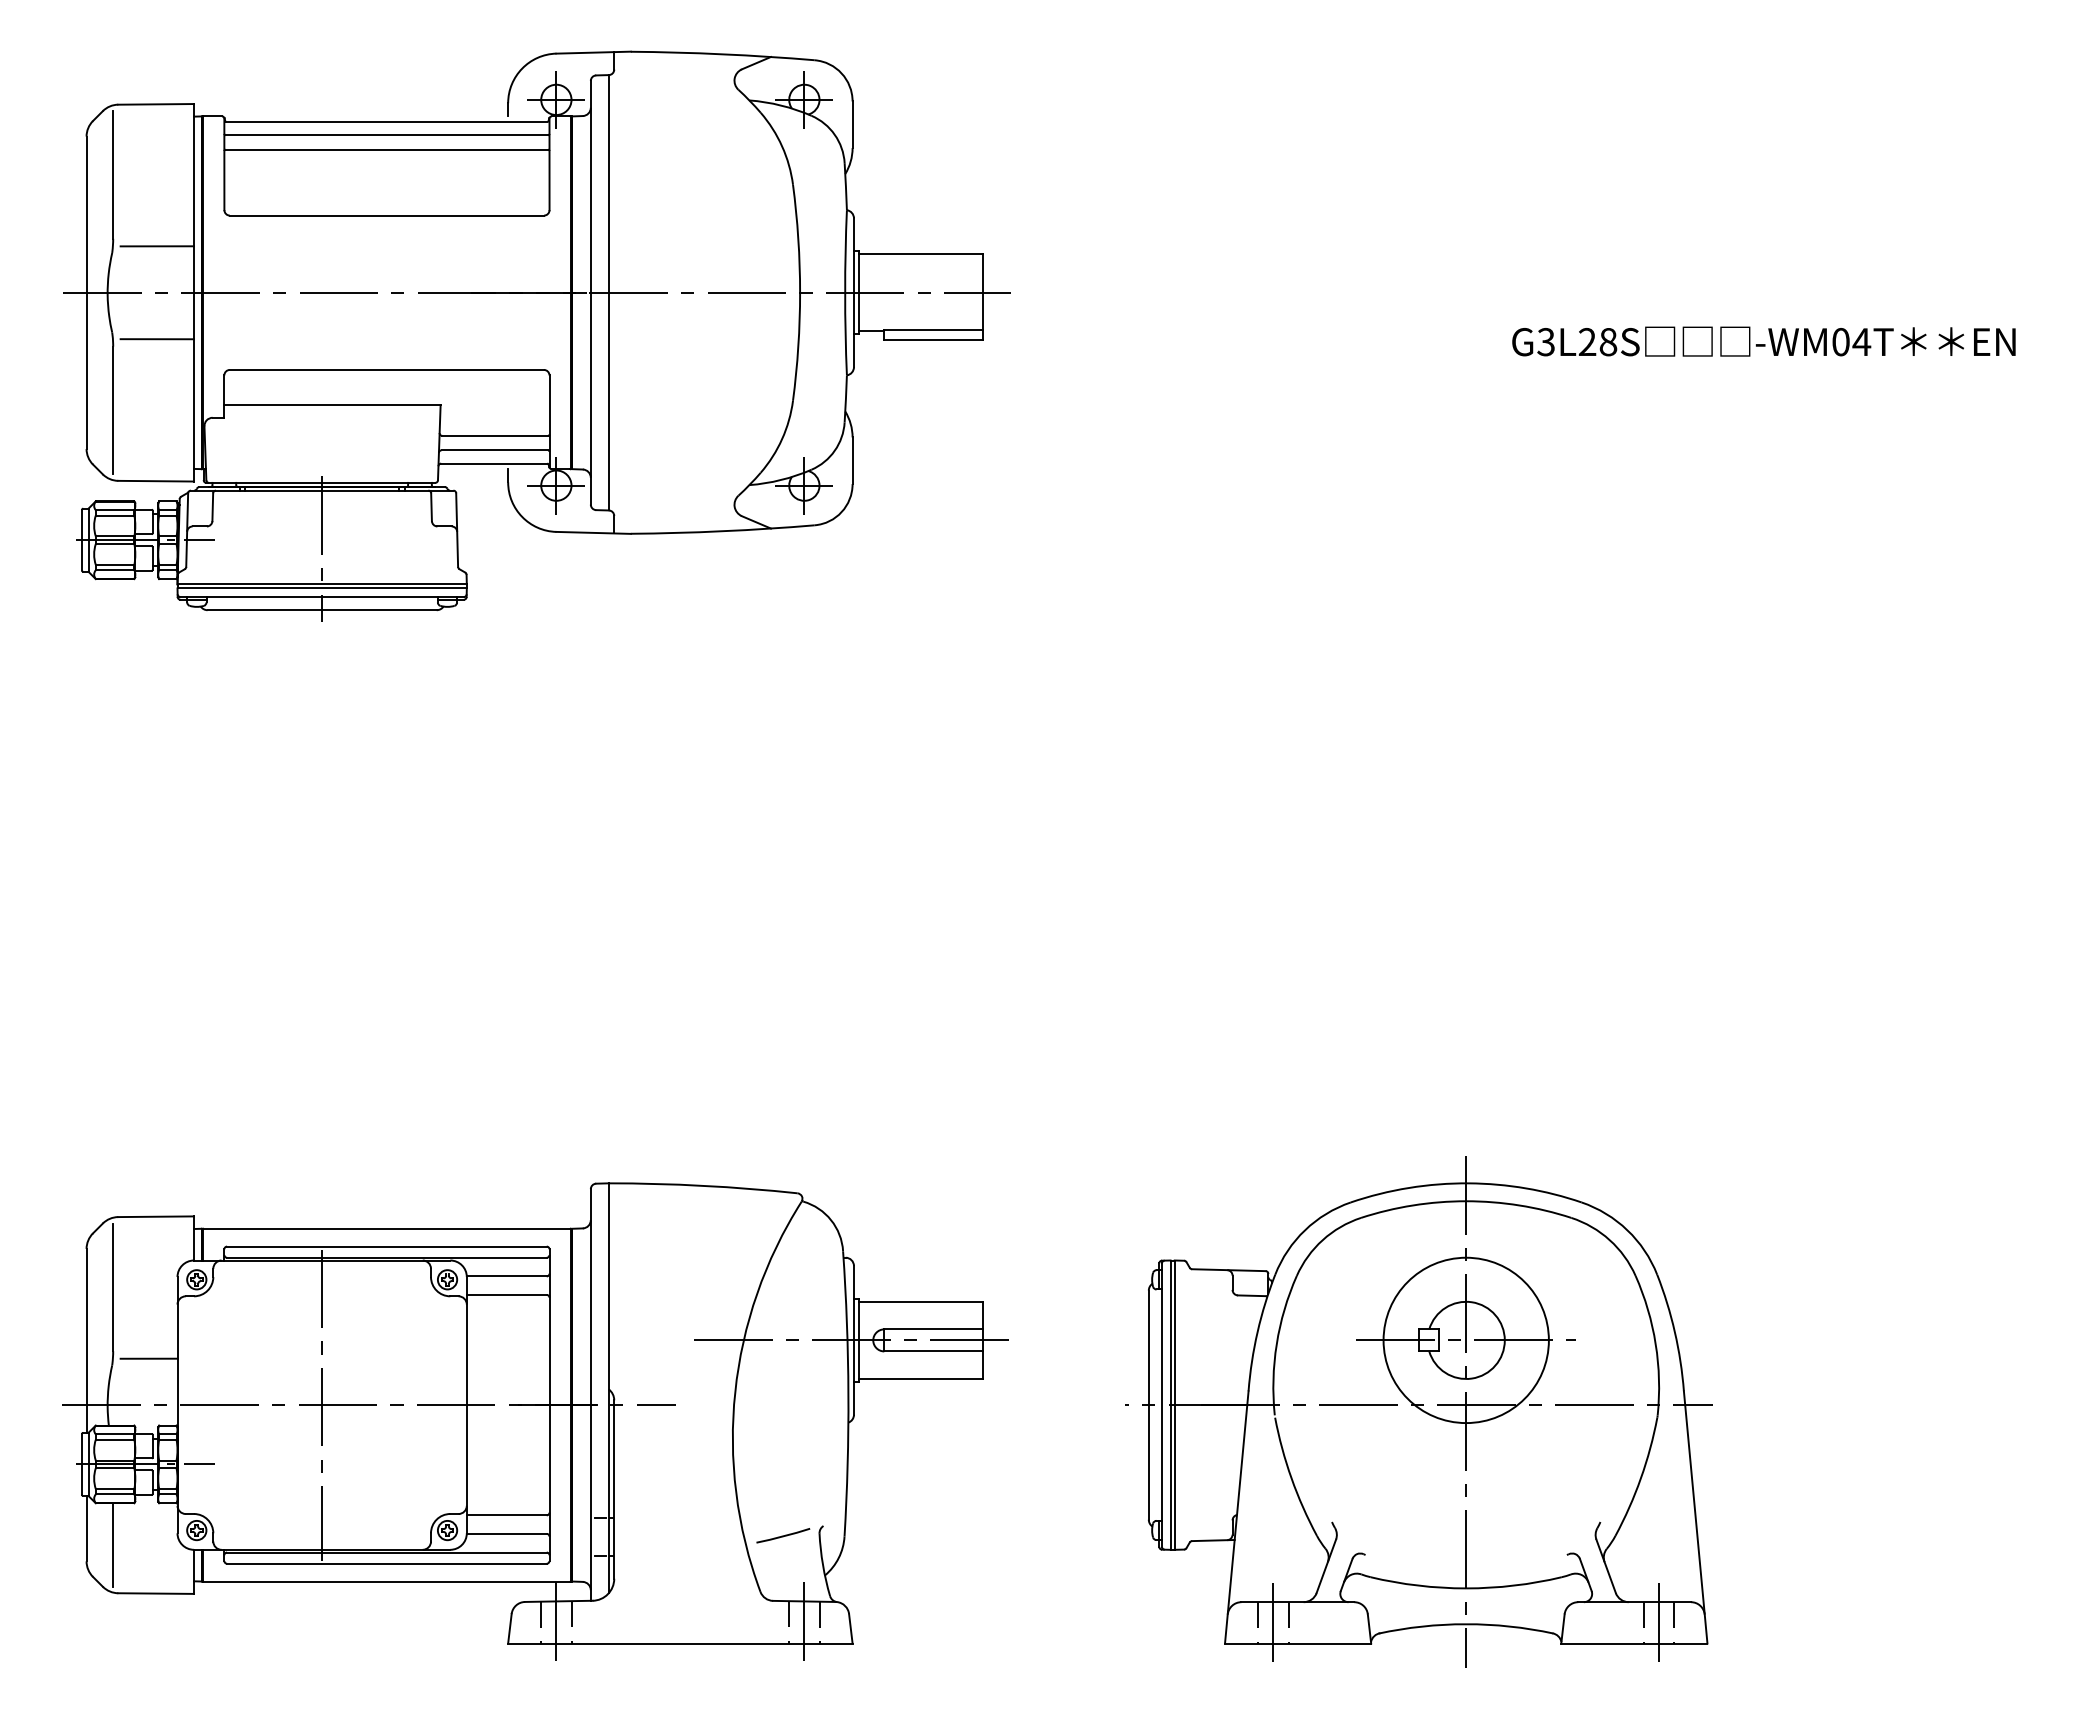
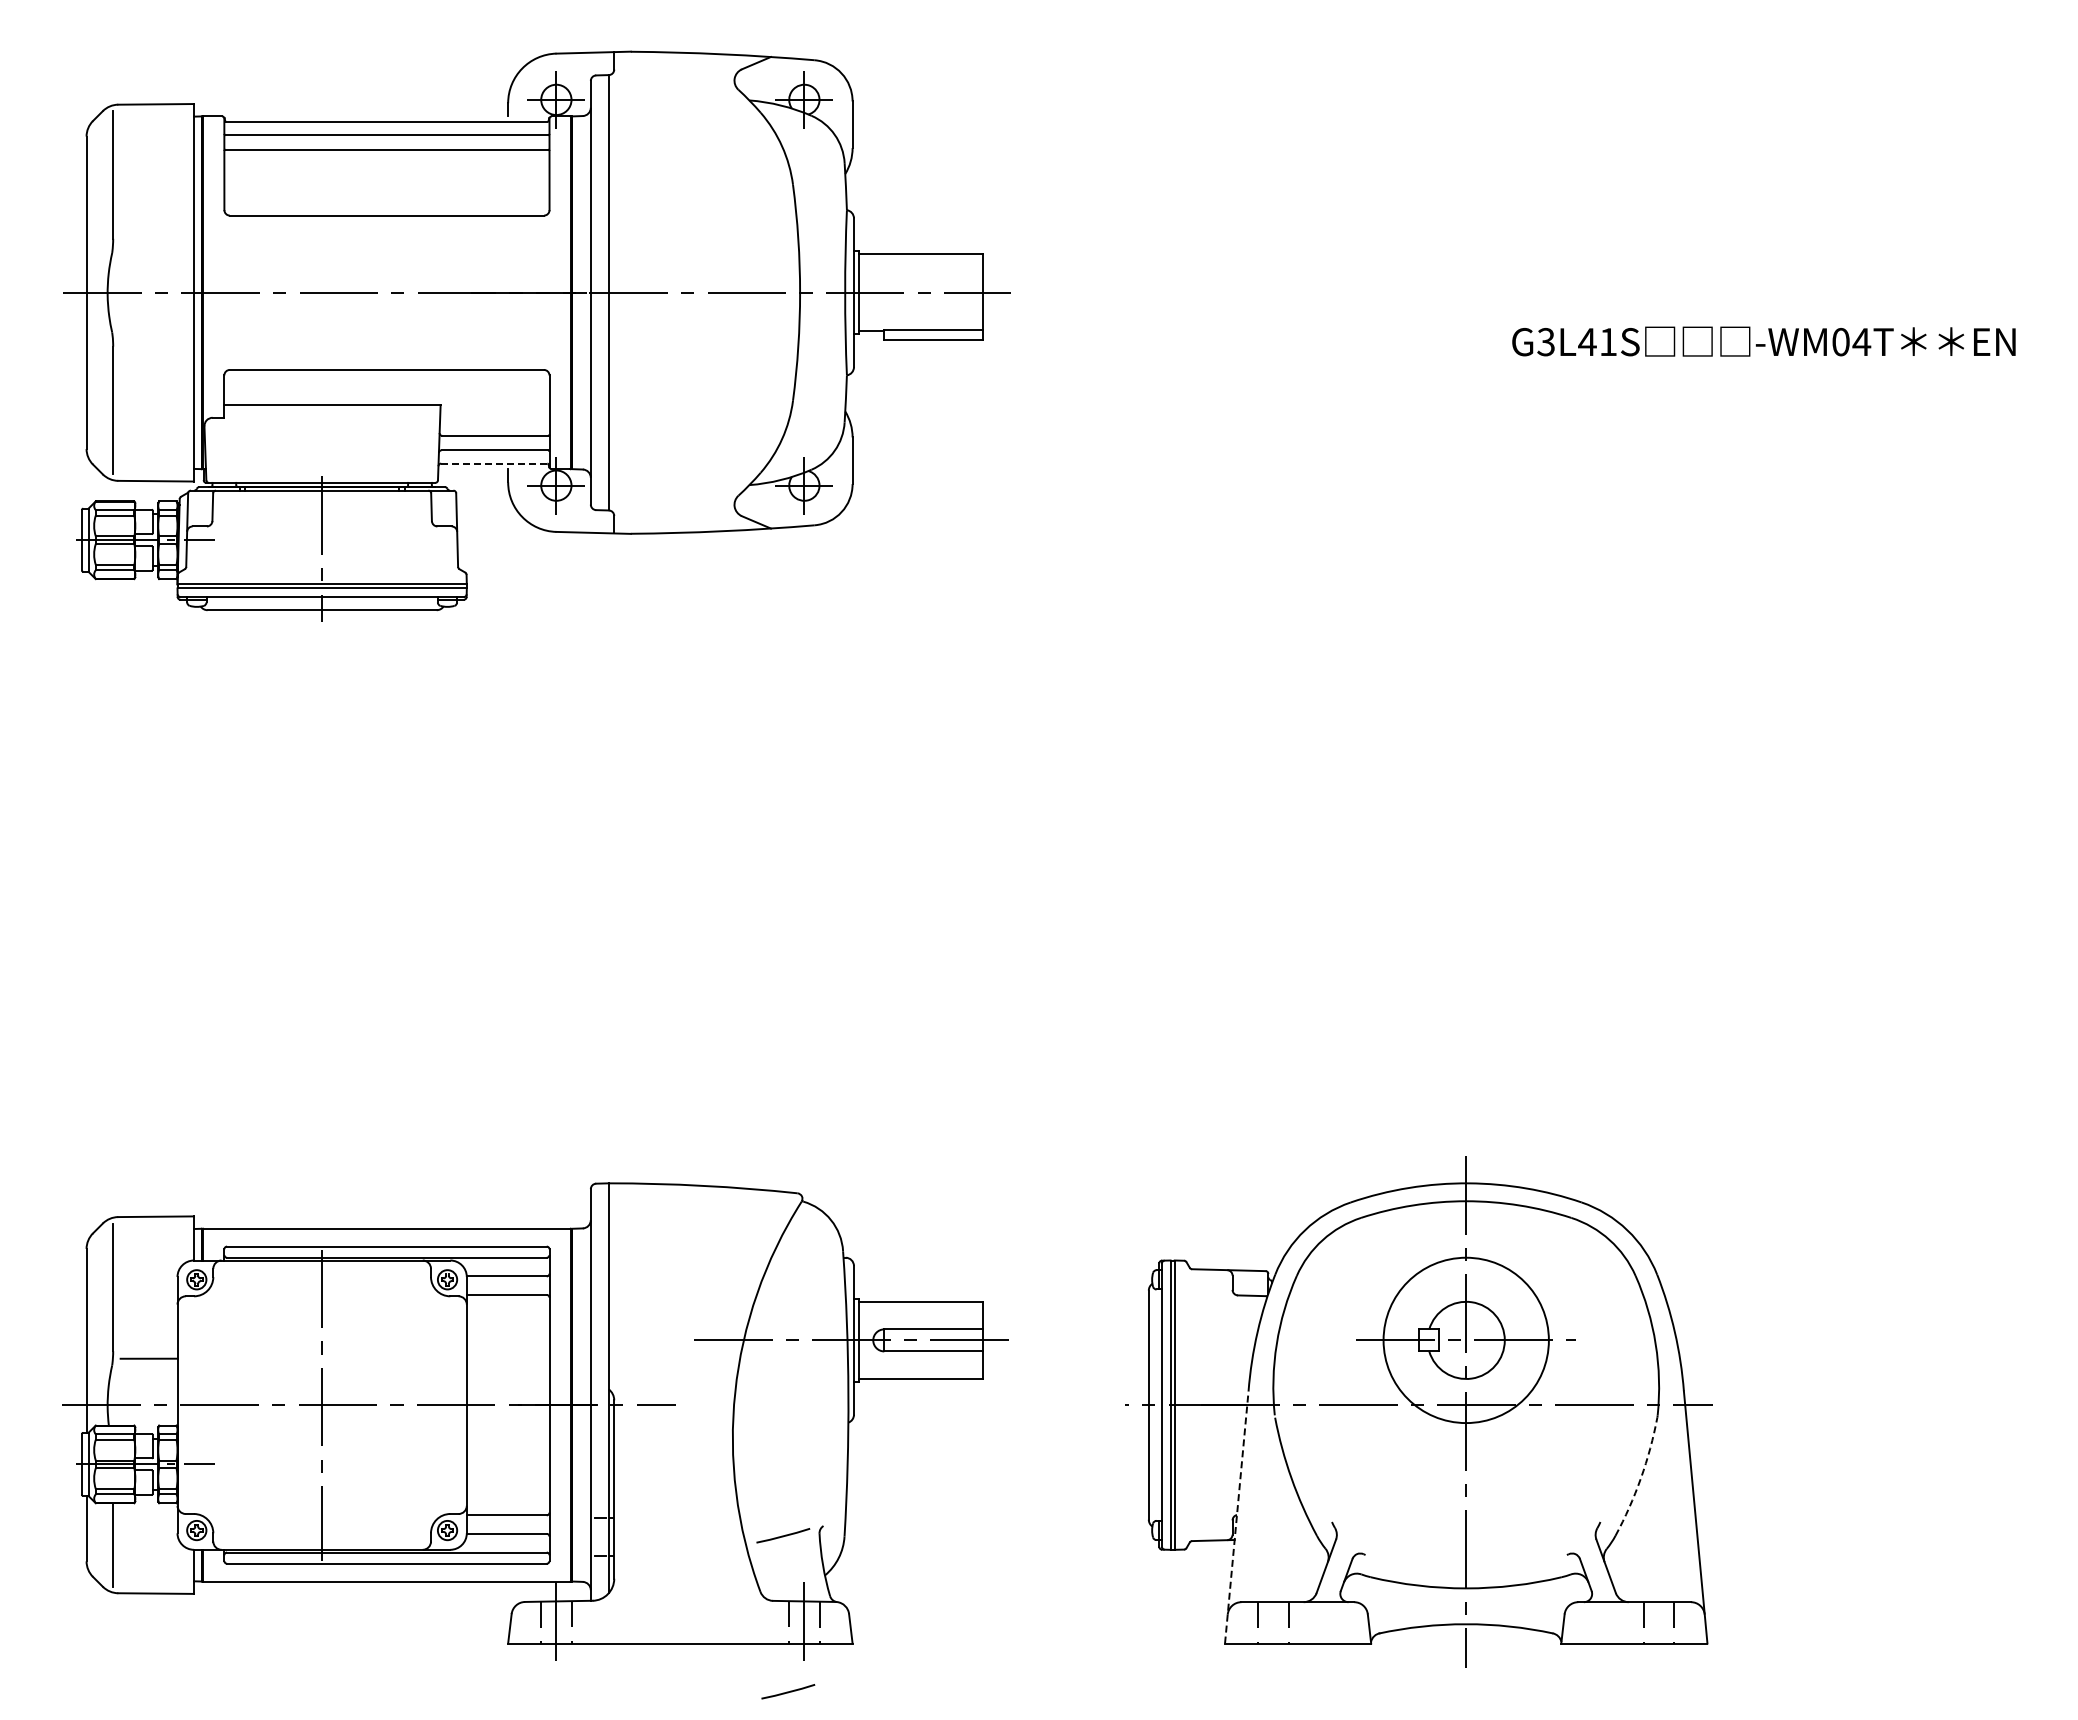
line: present -> none (157, 246)
line: present -> none (157, 339)
text: G3L28S -> G3L41S (1597, 342)
line: solid -> dashed (494, 463)
arc: solid -> dashed (1640, 1478)
line: solid -> dashed (1236, 1517)
line: present -> none (1273, 1622)
line: present -> none (1659, 1622)
line: none -> present (788, 1691)
